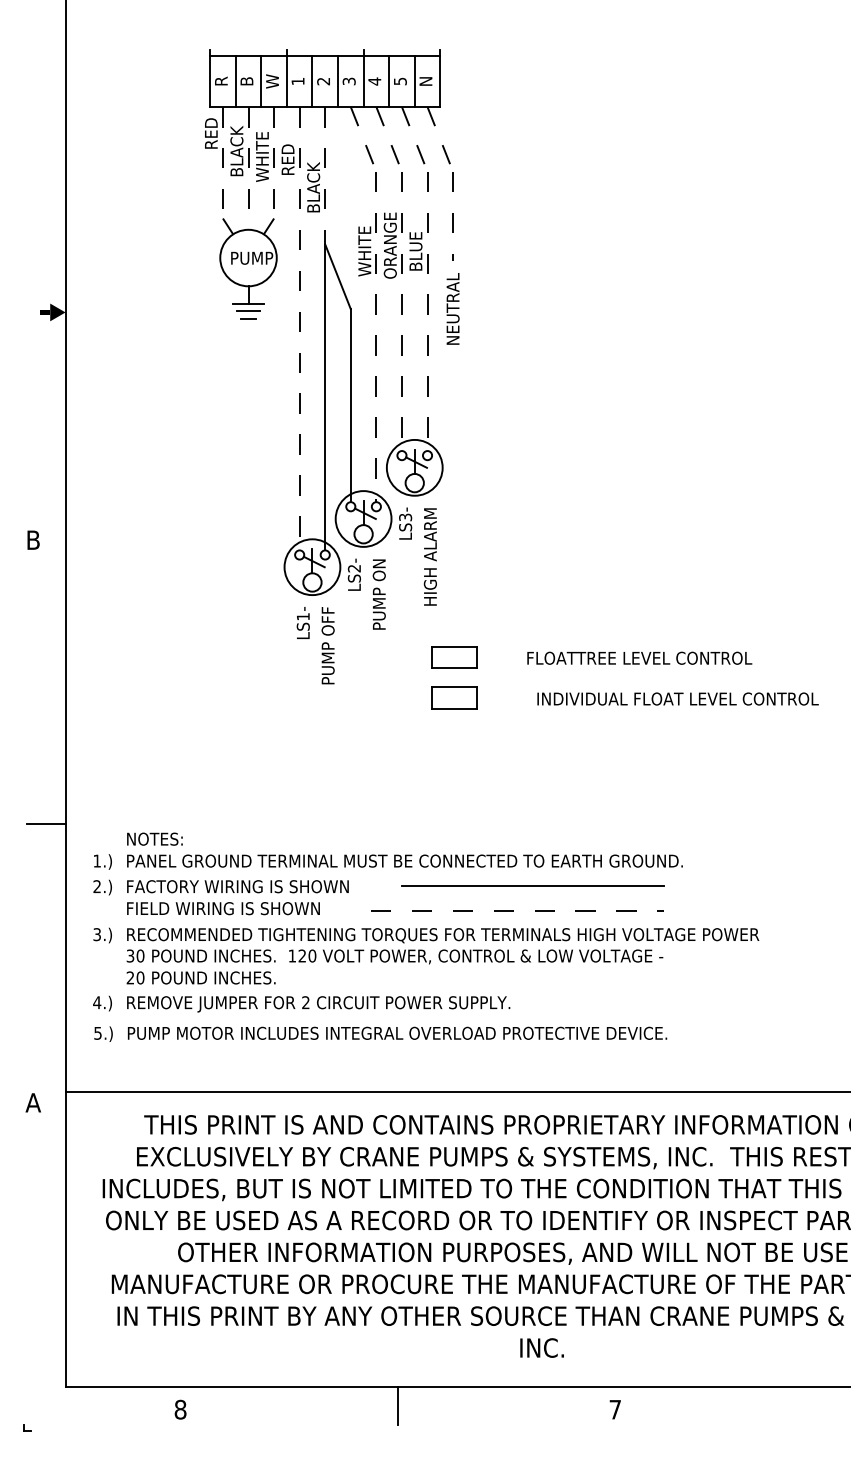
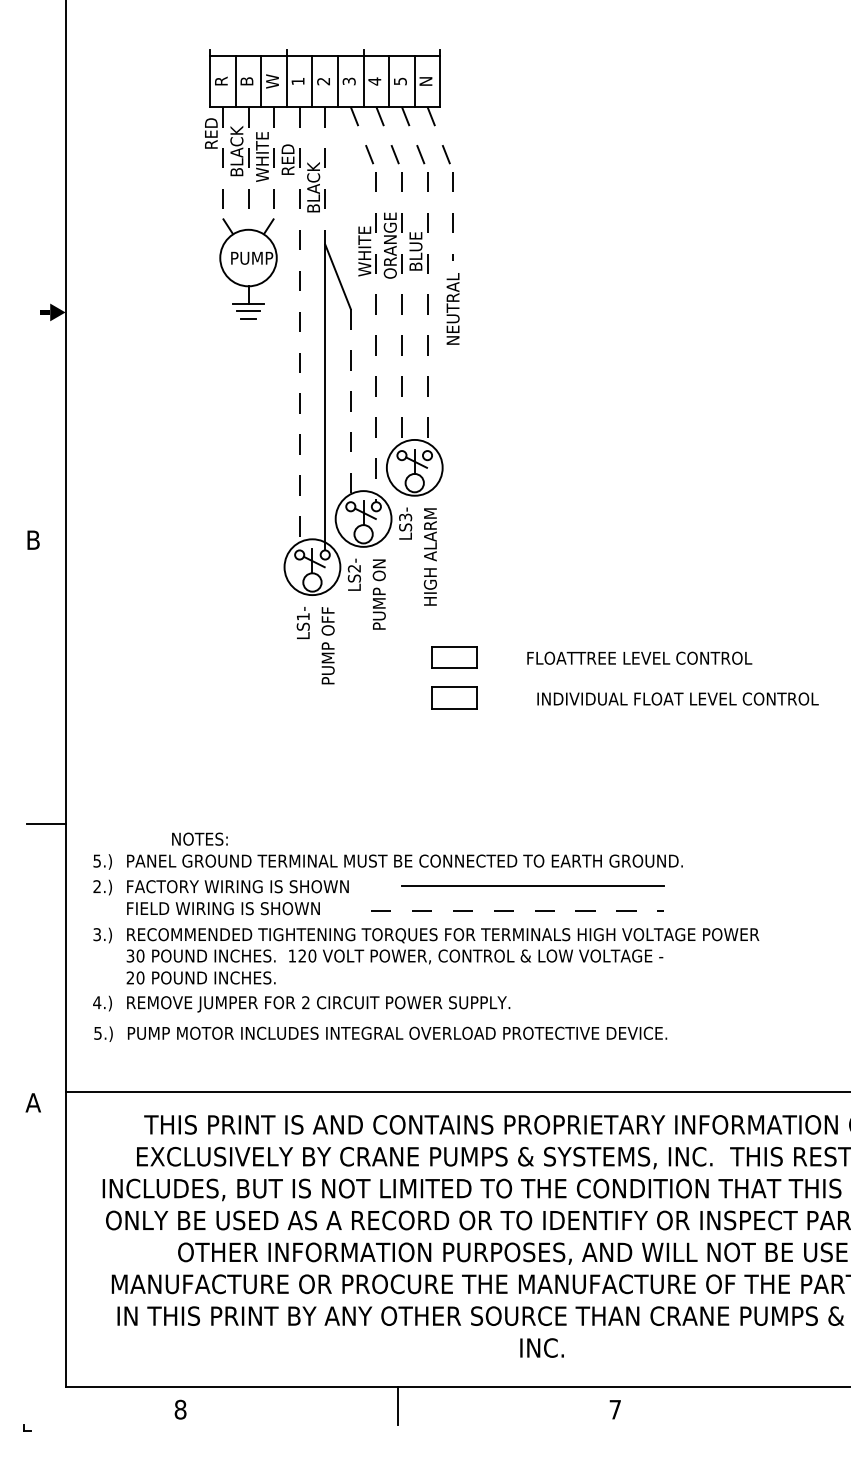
line: solid -> dashed (350, 406)
text position: (154, 838) -> (199, 838) (199, 838)
text: 1.) -> 5.) (96, 860)
